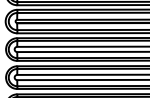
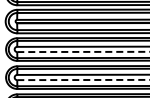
line: solid -> dashed (83, 51)
line: solid -> dashed (83, 80)
